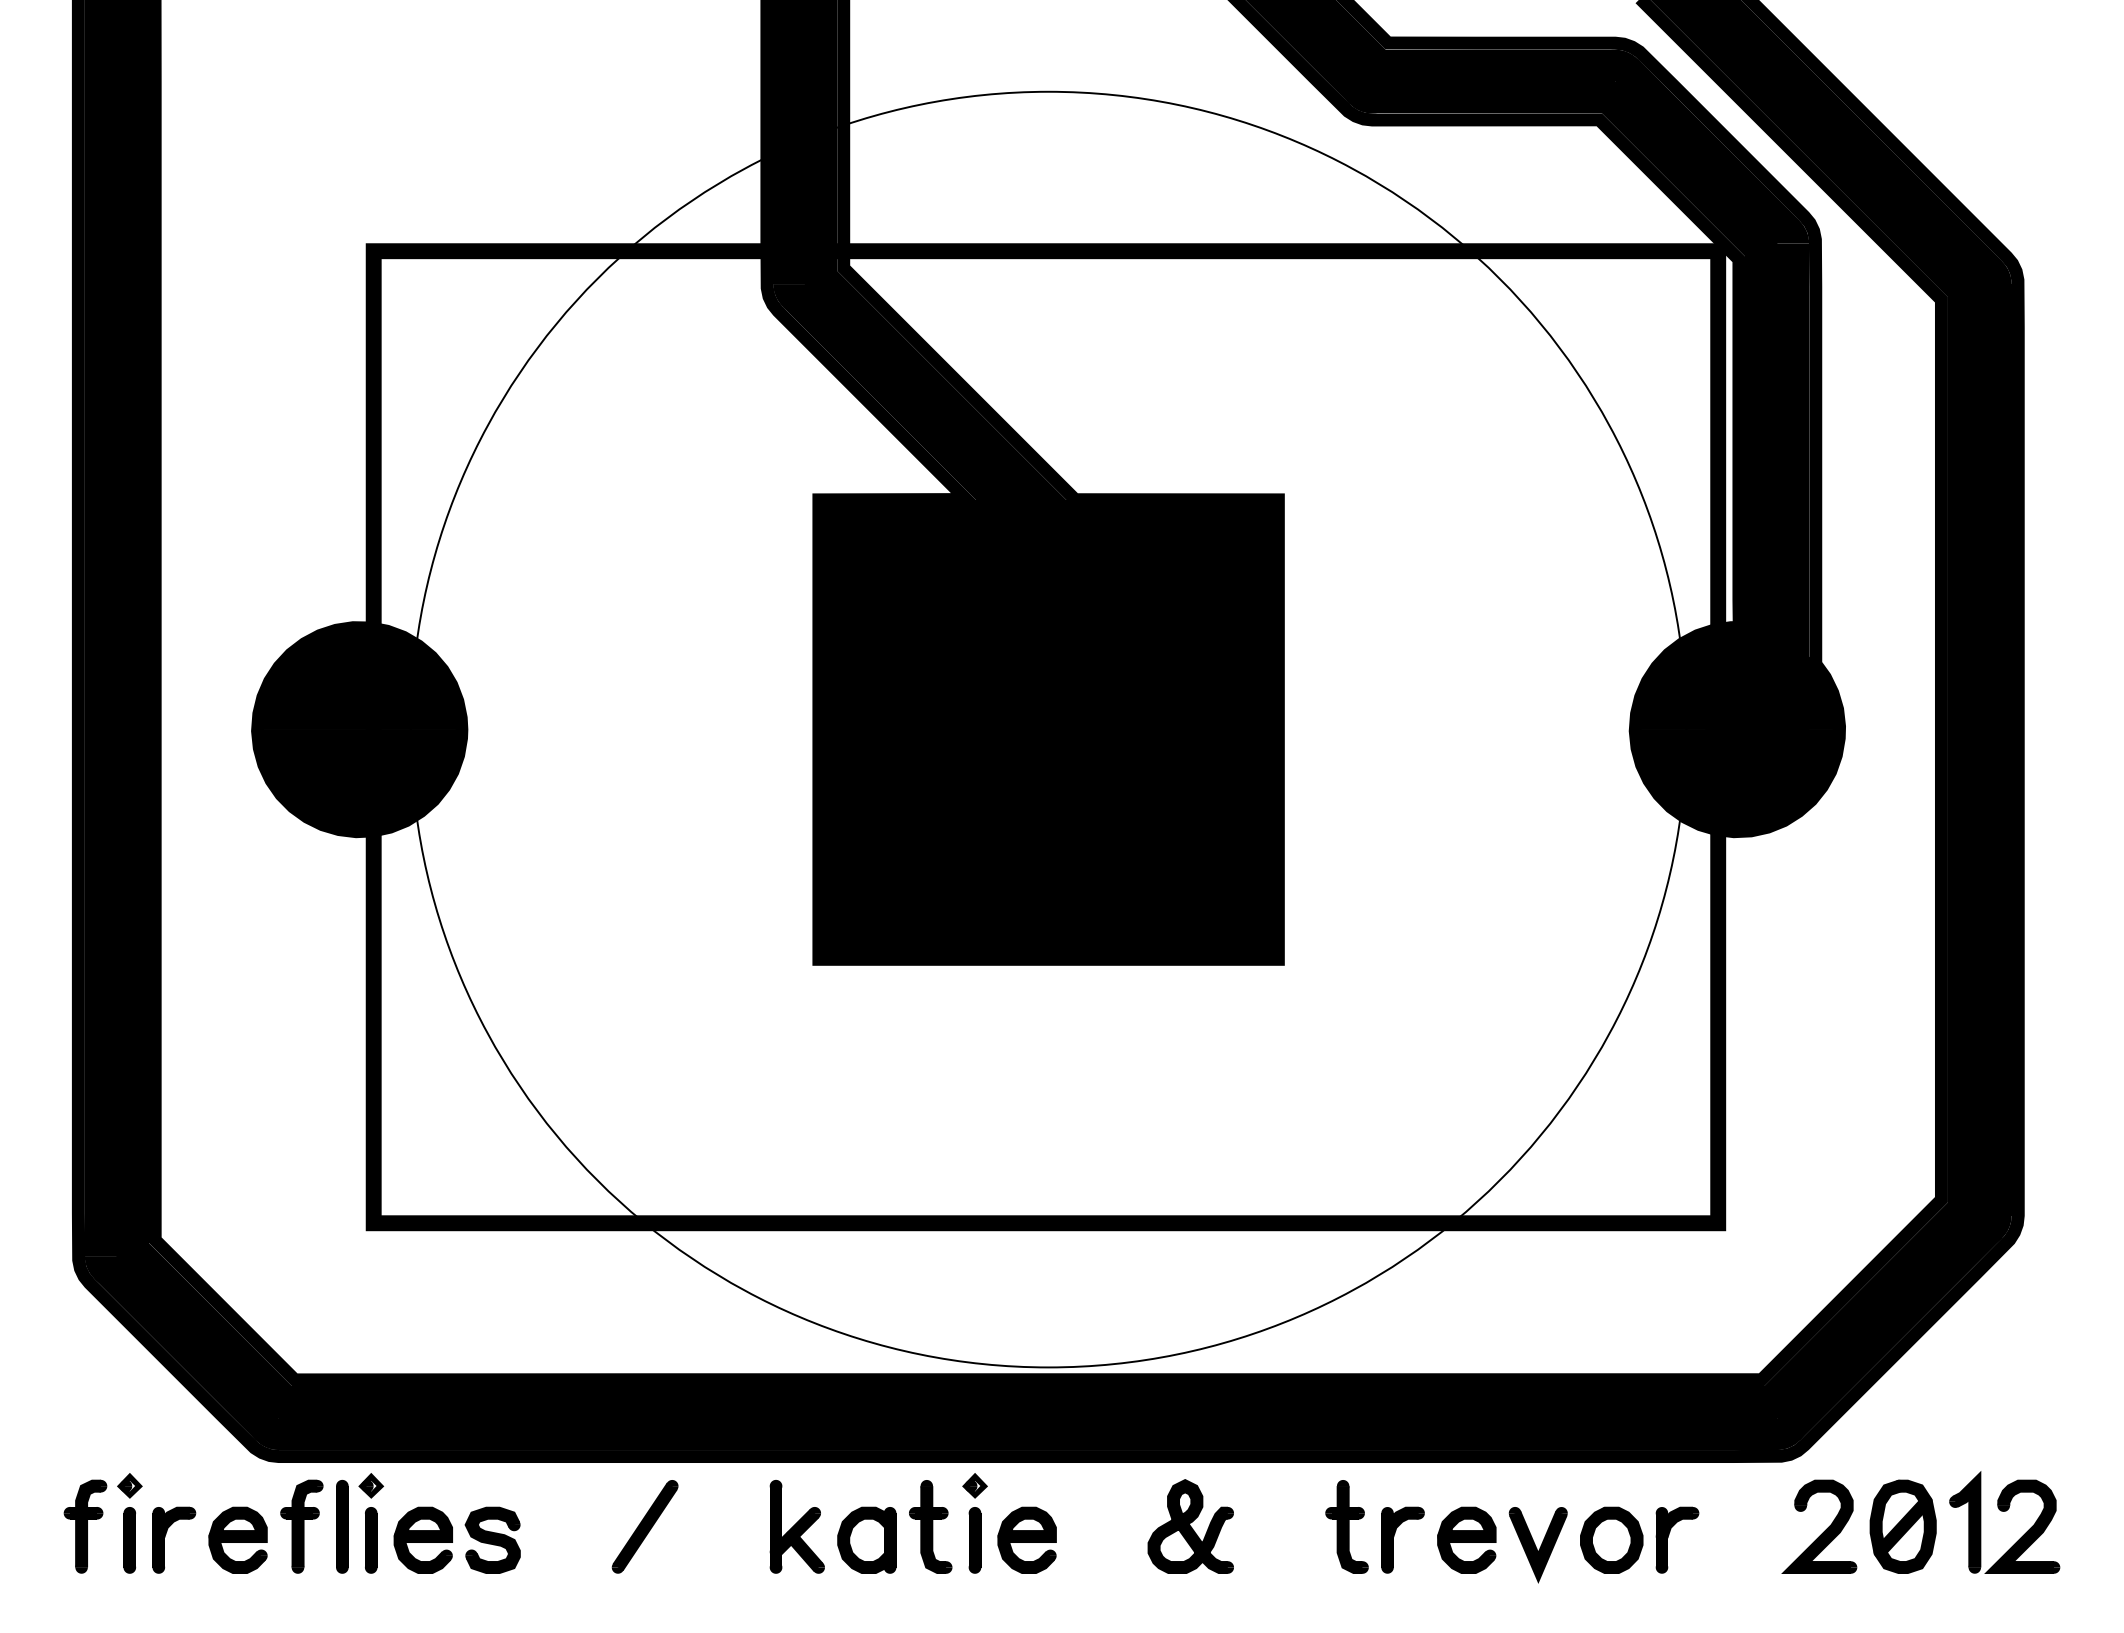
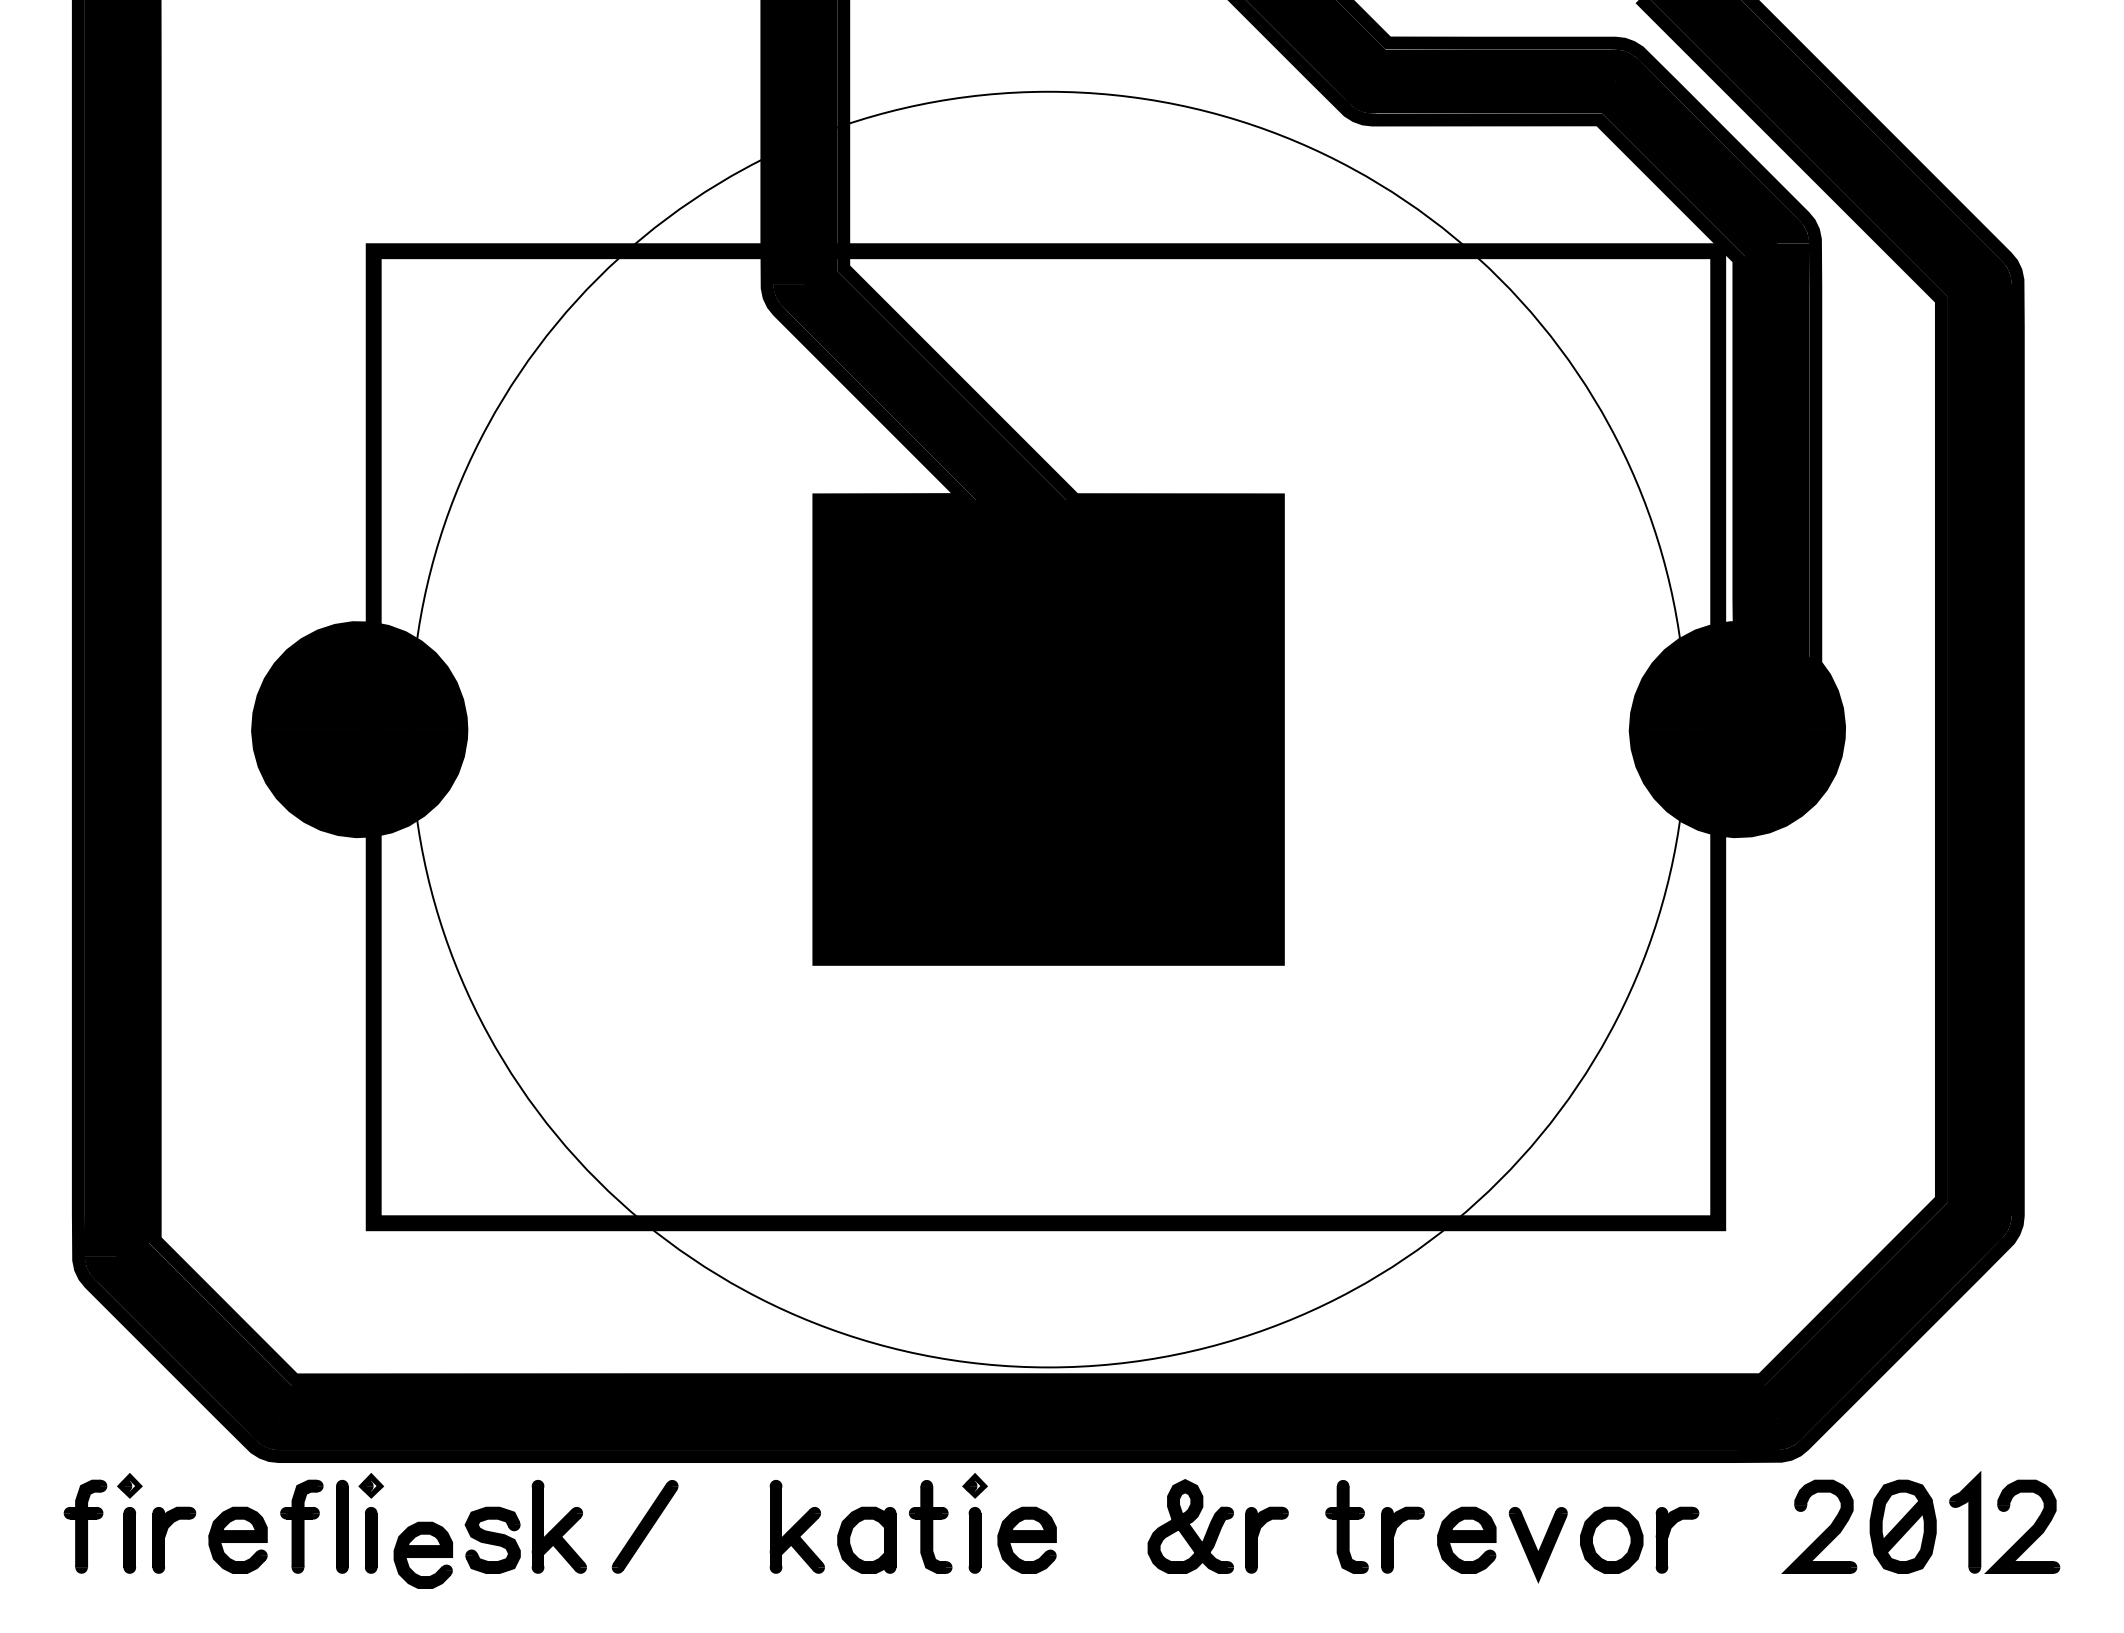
part: none -> present (558, 1526)
part: none -> present (1258, 1536)
part position: (422, 1539) -> (422, 1554) (422, 1554)
